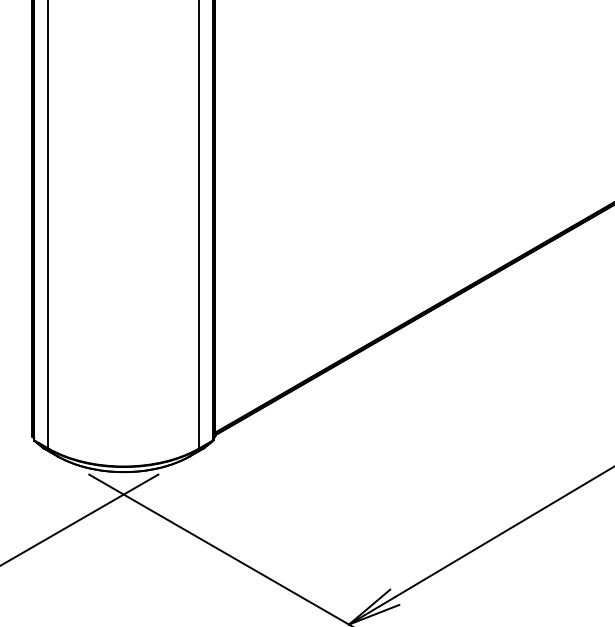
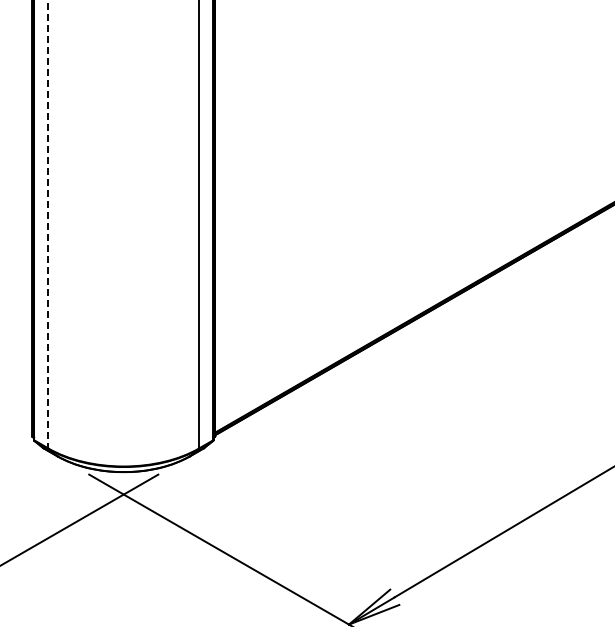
line: solid -> dashed (48, 224)
